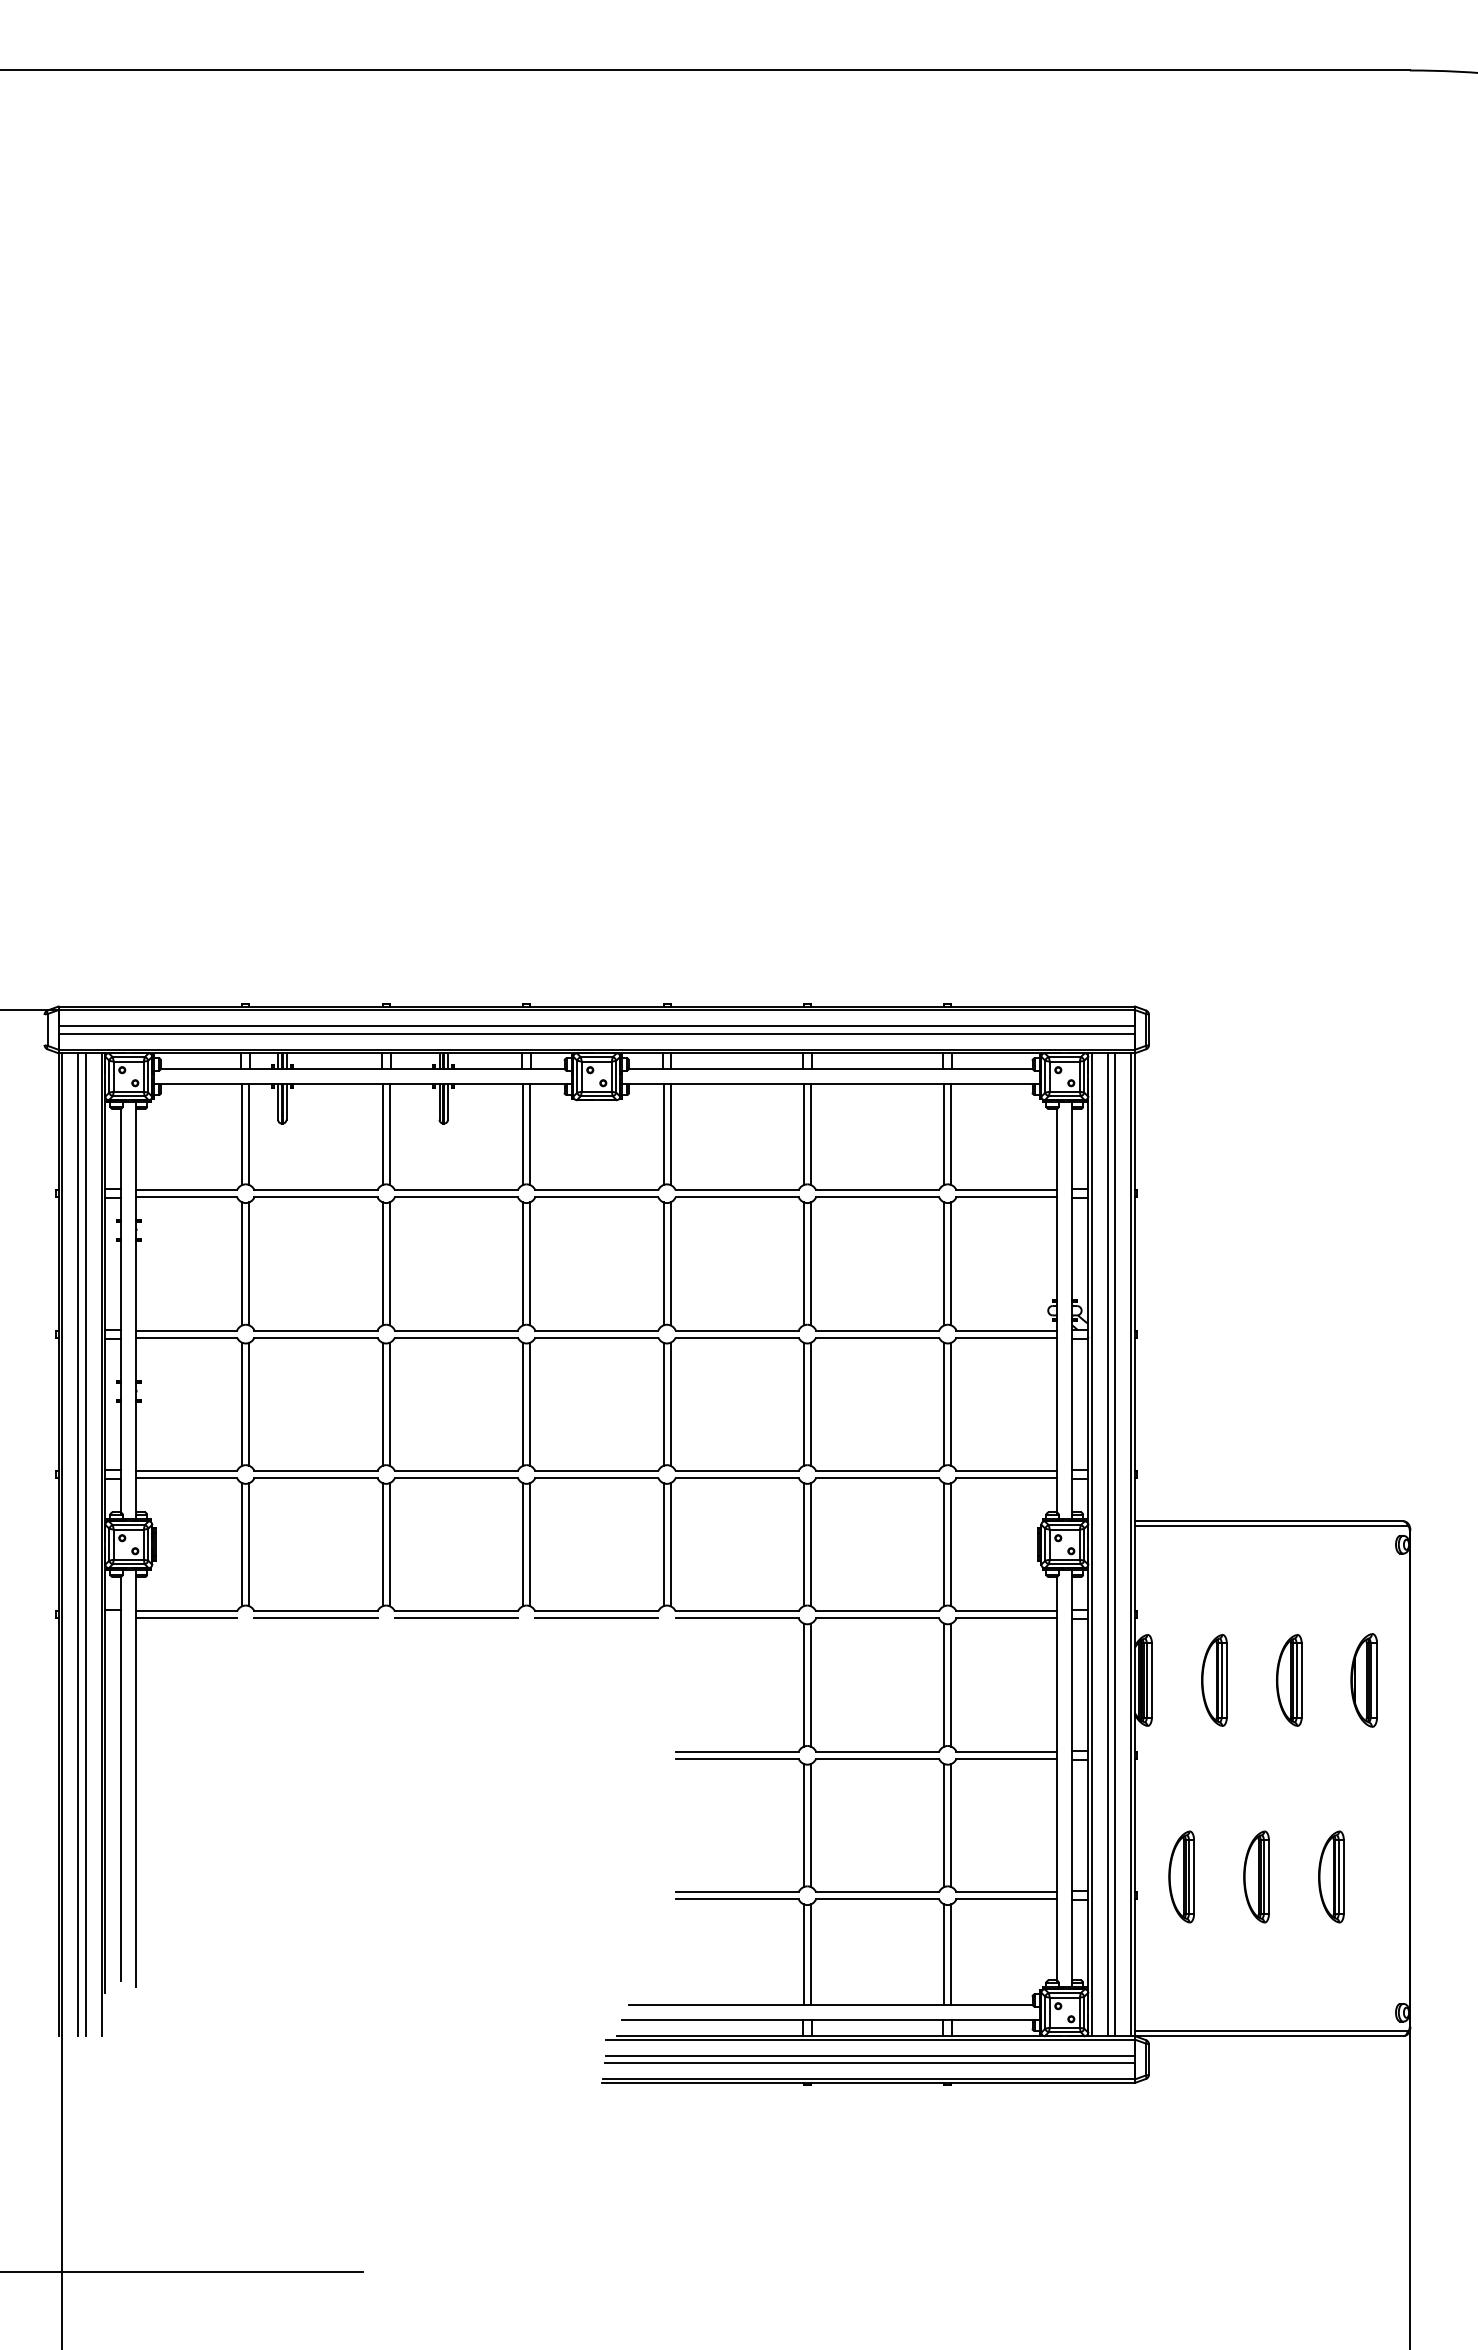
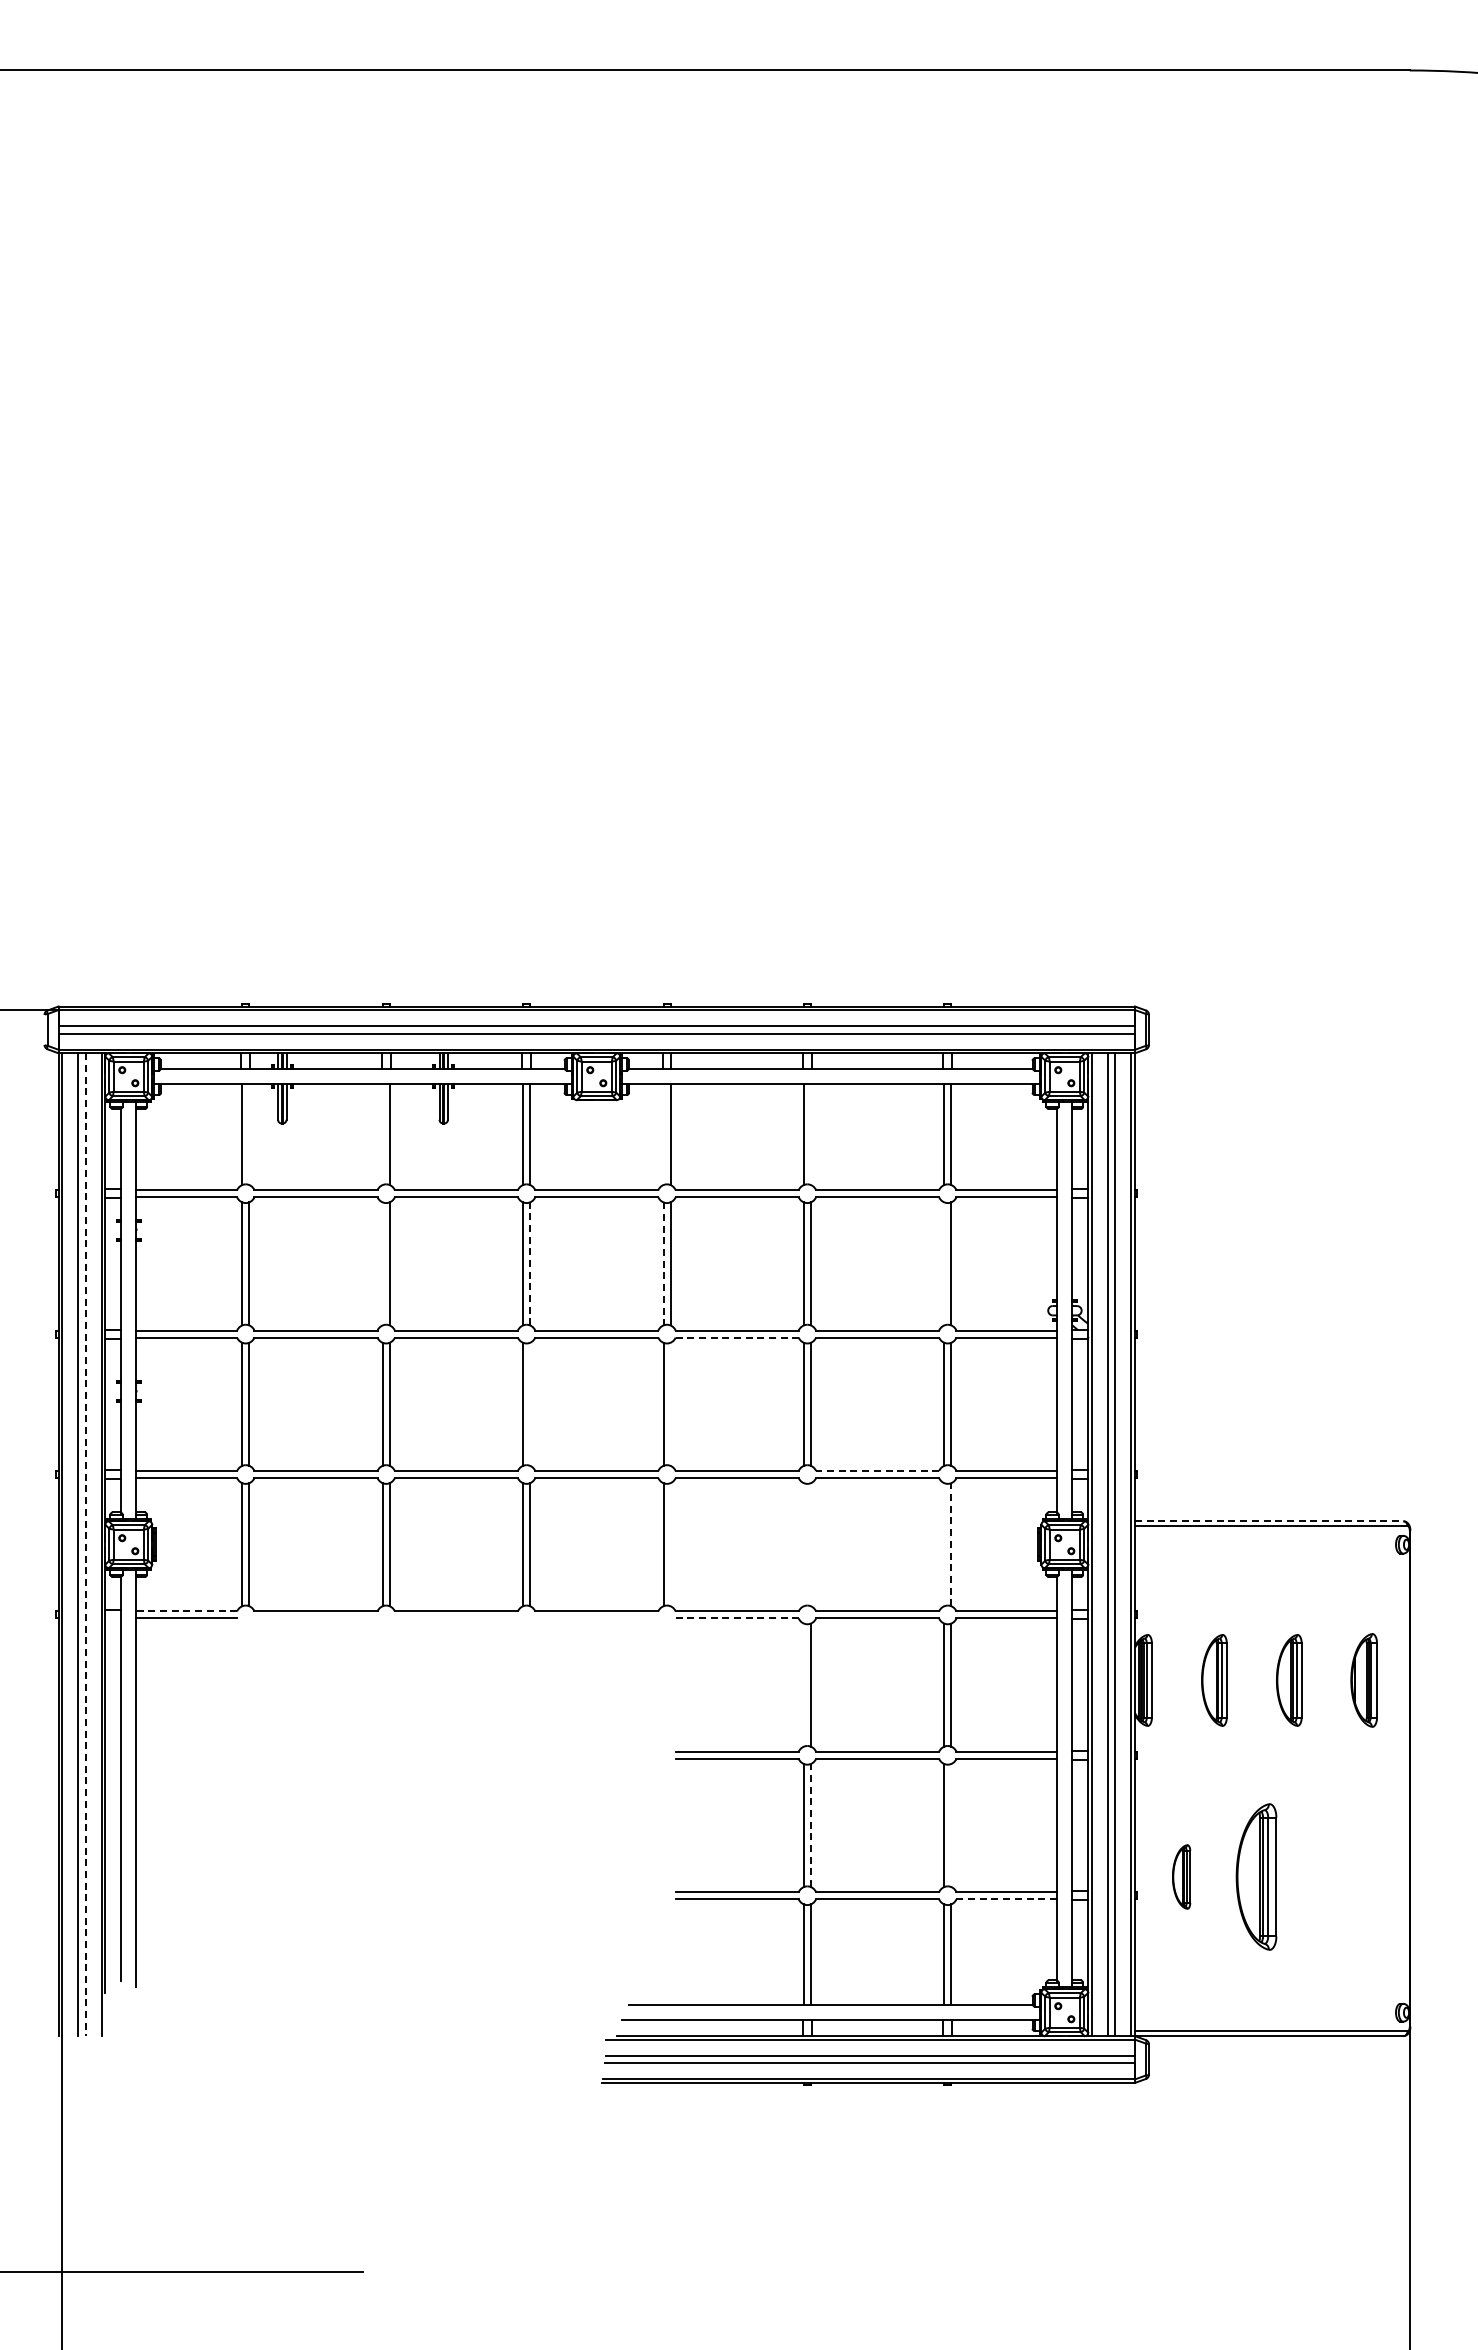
line: present -> none (249, 1134)
line: present -> none (382, 1134)
line: present -> none (663, 1134)
line: present -> none (810, 1134)
line: present -> none (382, 1263)
line: solid -> dashed (530, 1263)
line: solid -> dashed (663, 1263)
line: present -> none (944, 1263)
line: solid -> dashed (737, 1337)
line: present -> none (530, 1403)
line: present -> none (670, 1403)
line: solid -> dashed (877, 1471)
line: solid -> dashed (1269, 1521)
line: present -> none (670, 1544)
line: present -> none (803, 1544)
line: present -> none (810, 1544)
line: present -> none (944, 1544)
line: solid -> dashed (951, 1544)
line: solid -> dashed (85, 1545)
line: solid -> dashed (186, 1611)
line: present -> none (315, 1618)
line: present -> none (456, 1618)
line: present -> none (596, 1618)
line: solid -> dashed (737, 1618)
line: present -> none (803, 1684)
line: solid -> dashed (810, 1825)
line: present -> none (951, 1825)
part size: 27x94 px -> 20x66 px (1181, 1876)
part size: 27x94 px -> 43x148 px (1256, 1876)
part: present -> none (1331, 1876)
line: solid -> dashed (1007, 1899)
